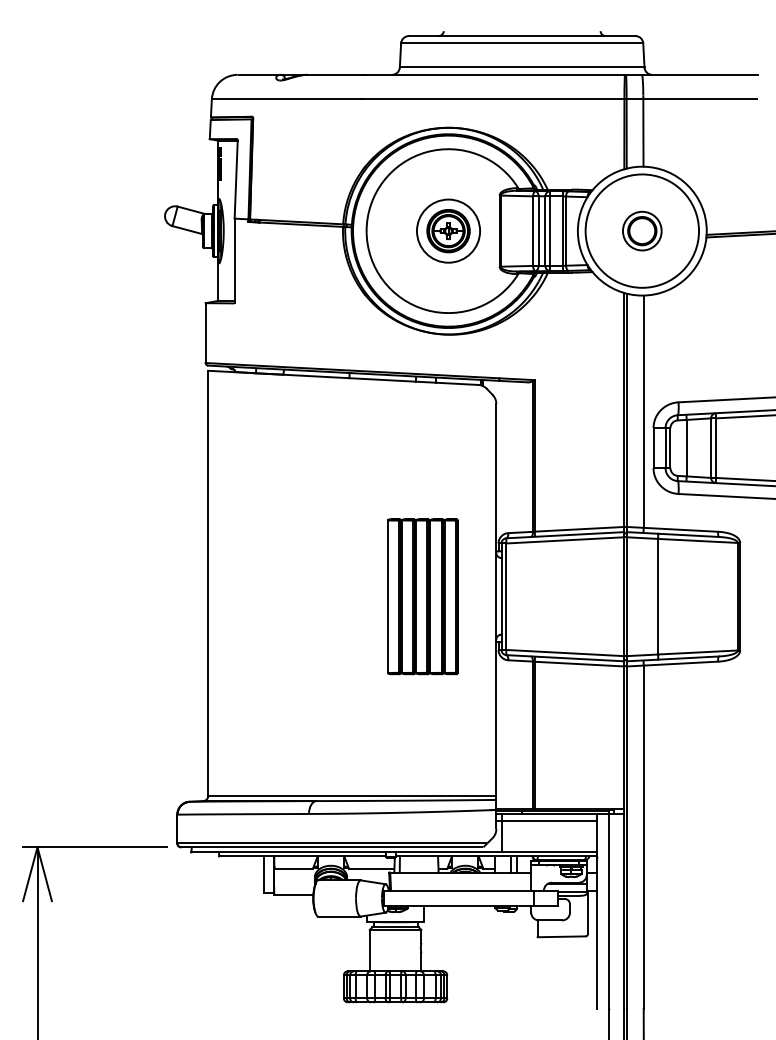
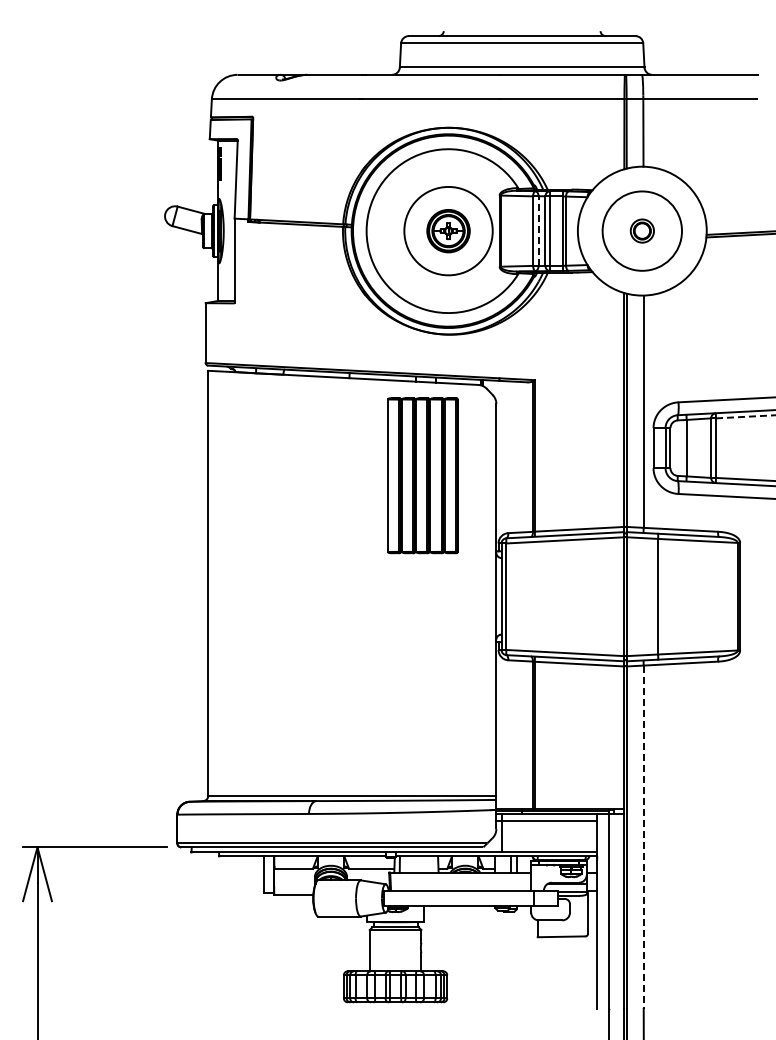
circle diameter: 63 px -> 88 px (448, 230)
circle diameter: 113 px -> 79 px (642, 230)
part size: 41x42 px -> 26x26 px (641, 230)
line: solid -> dashed (538, 231)
line: solid -> dashed (745, 416)
part position: (422, 596) -> (422, 475) (422, 475)
line: solid -> dashed (643, 837)
